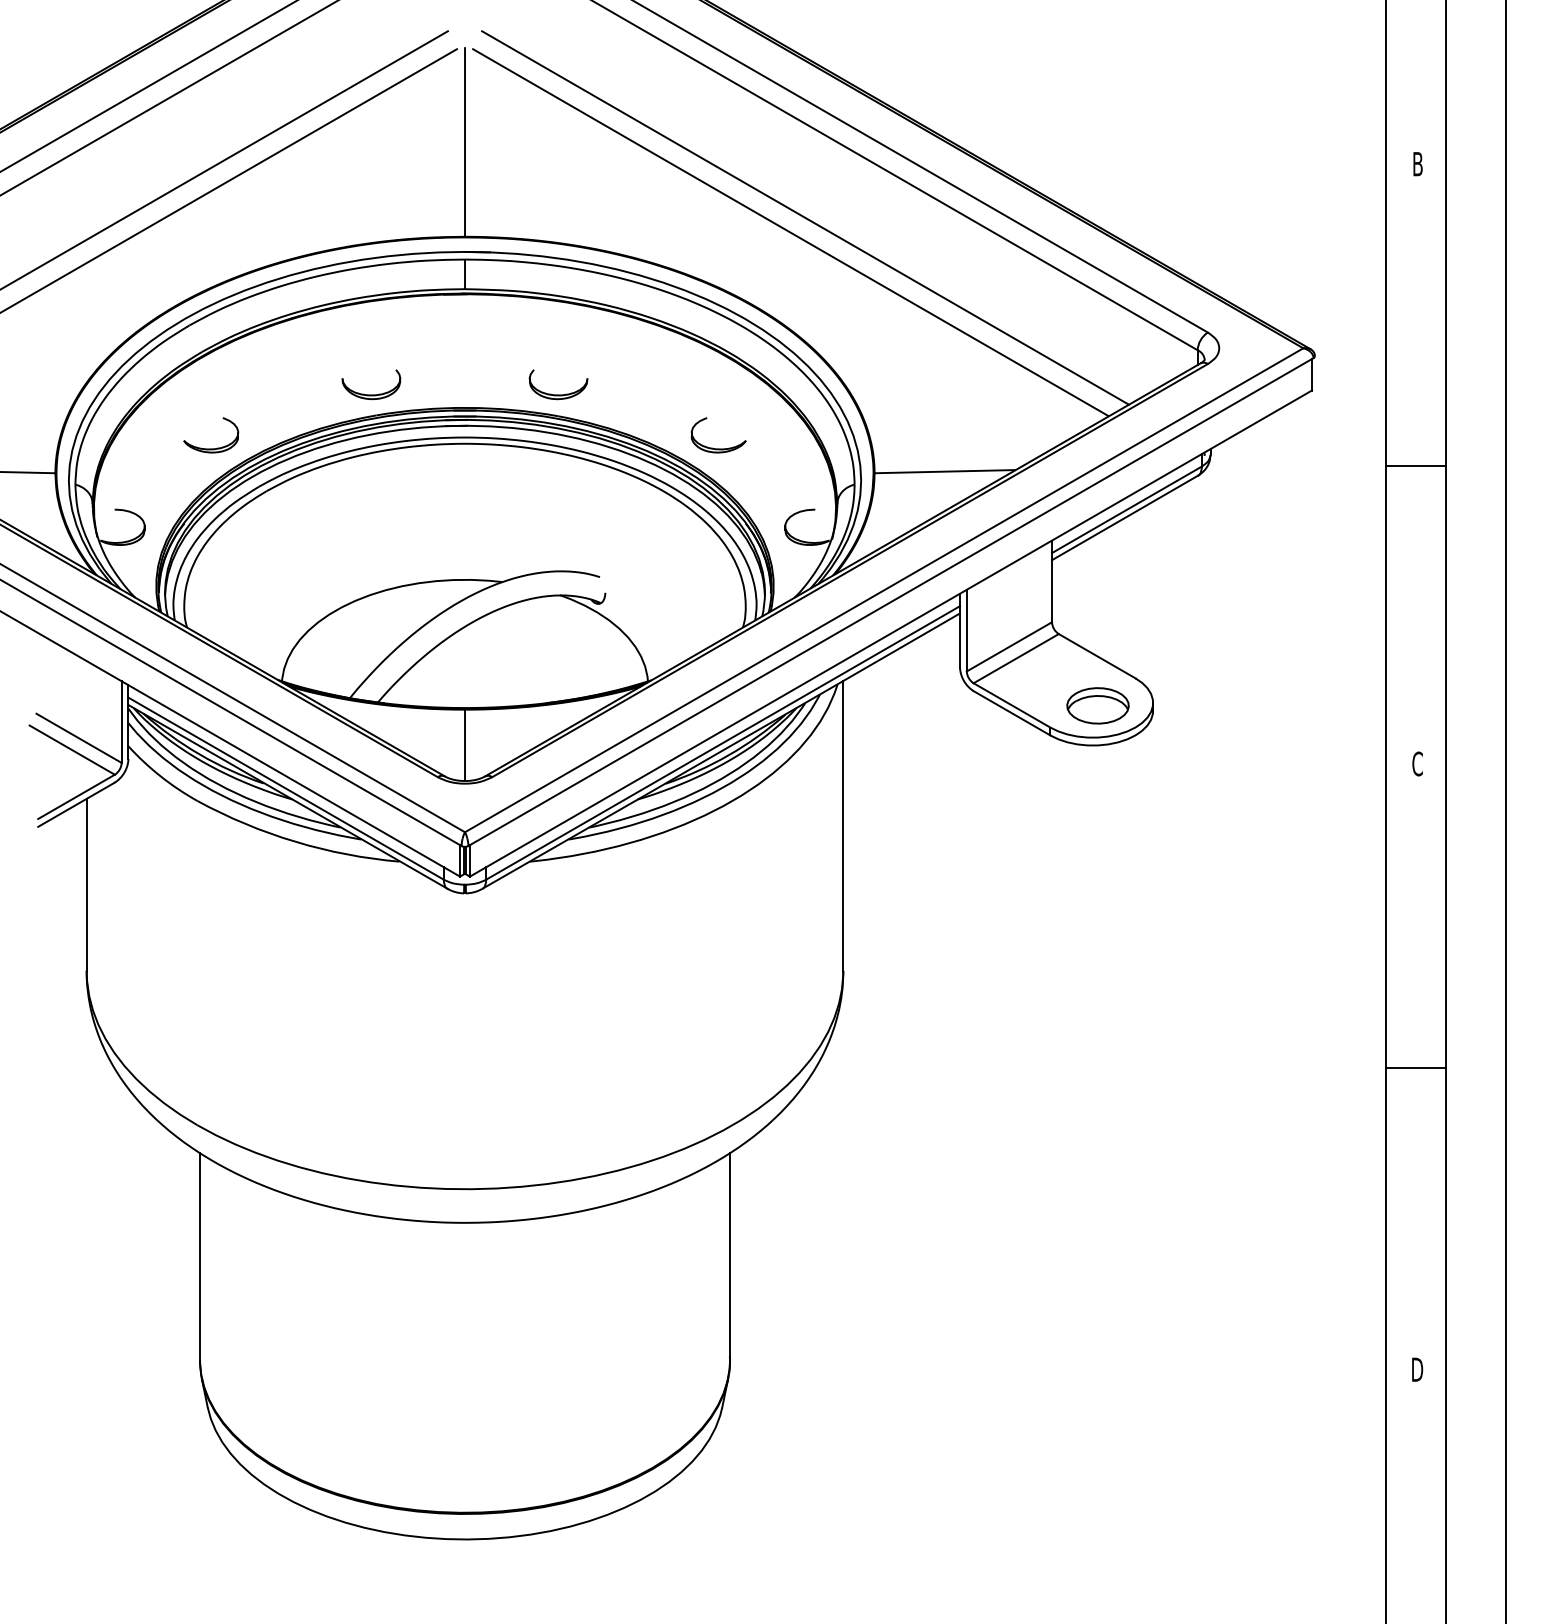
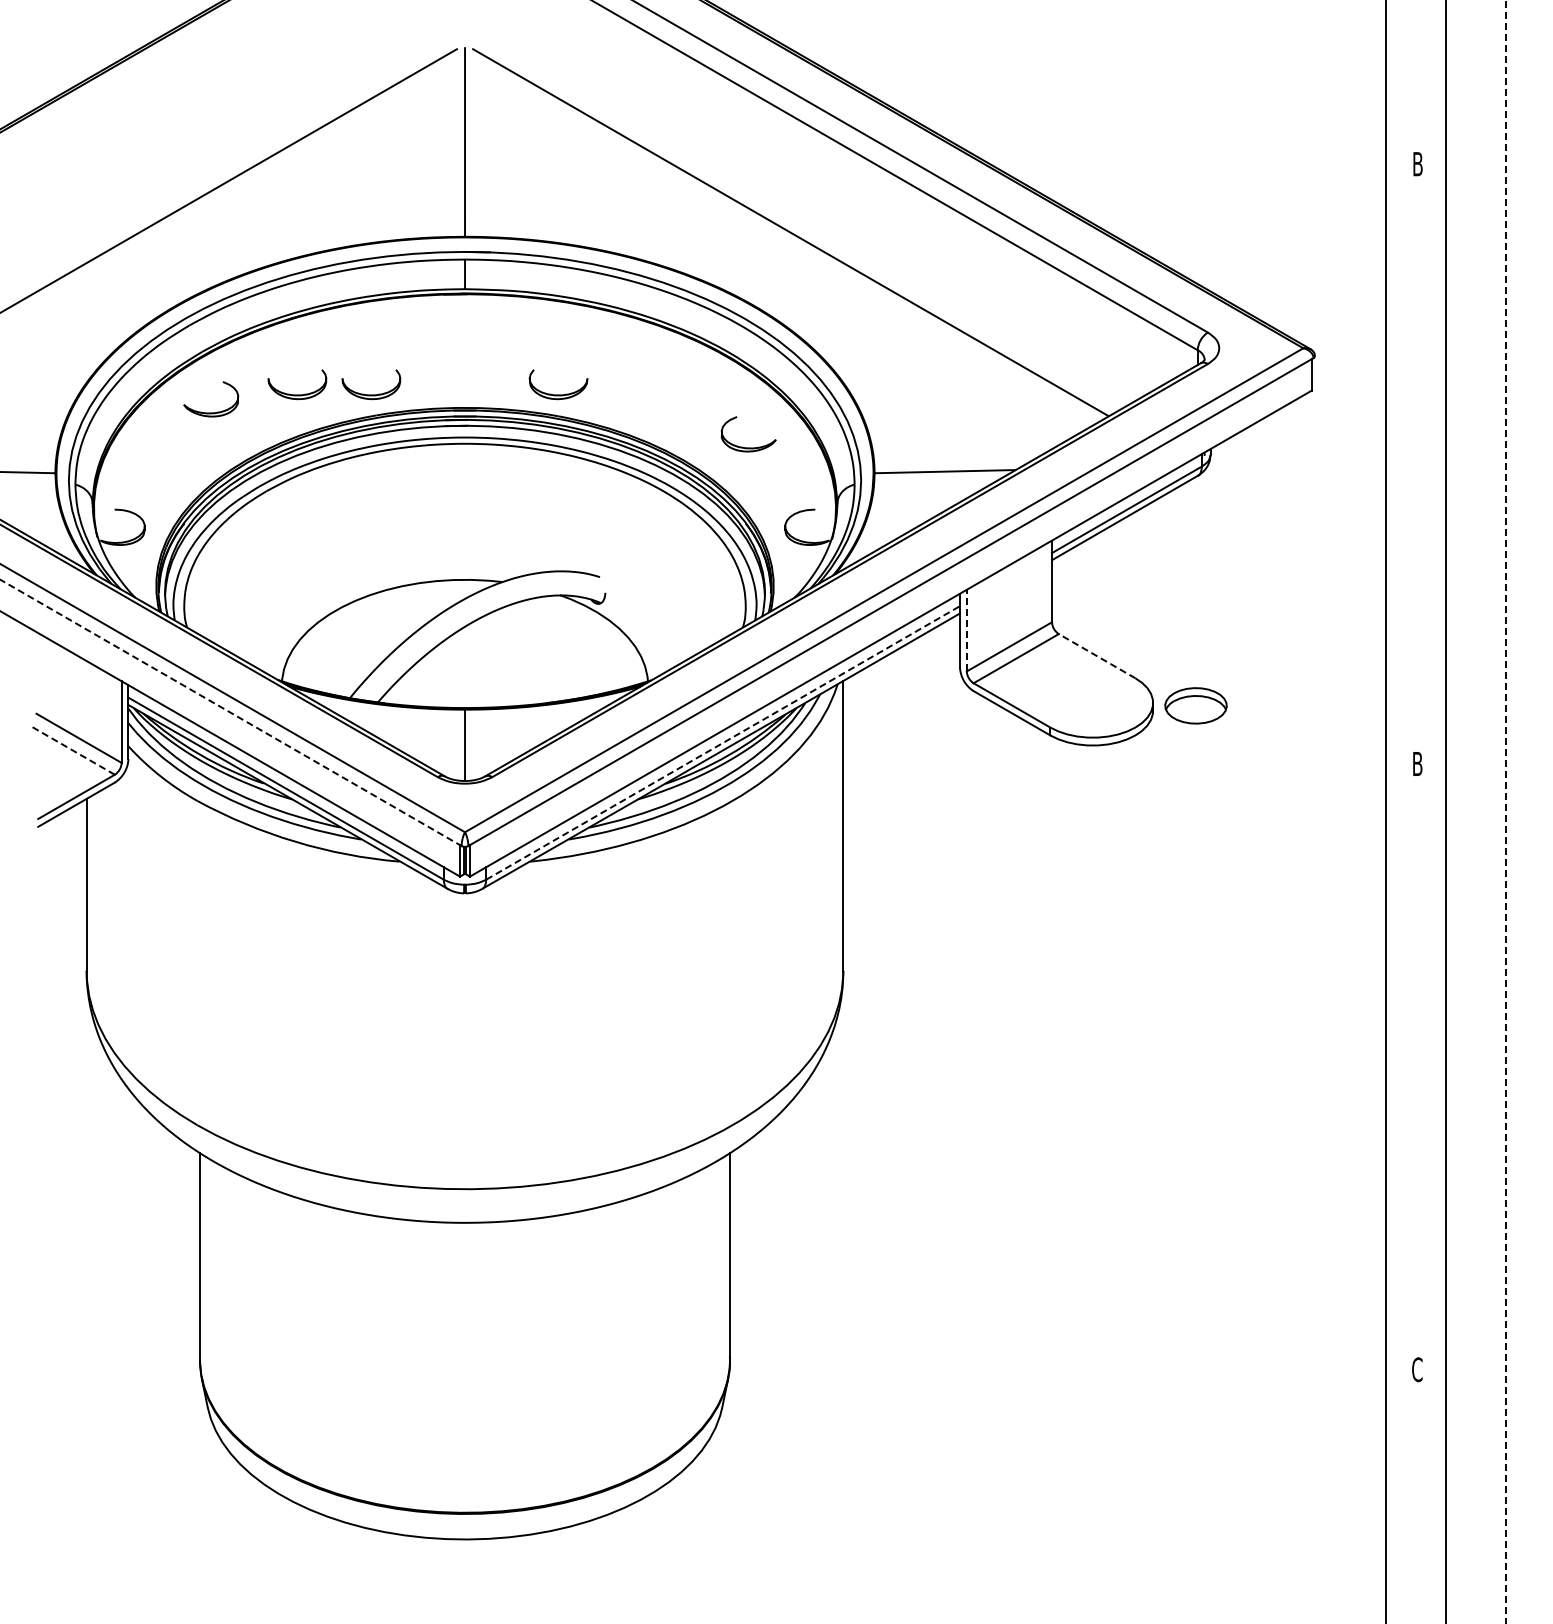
line: present -> none (147, 86)
line: present -> none (168, 98)
line: present -> none (224, 159)
line: present -> none (805, 217)
part: none -> present (297, 394)
part position: (211, 448) -> (211, 412) (211, 412)
part position: (718, 448) -> (748, 447) (748, 447)
line: present -> none (1415, 465)
line: solid -> dashed (966, 630)
line: solid -> dashed (1096, 655)
part position: (1097, 705) -> (1195, 705) (1195, 705)
line: solid -> dashed (230, 712)
line: solid -> dashed (723, 742)
line: solid -> dashed (71, 749)
text: C -> B (1417, 763)
line: solid -> dashed (1506, 811)
line: present -> none (1415, 1067)
text: D -> C (1417, 1369)
